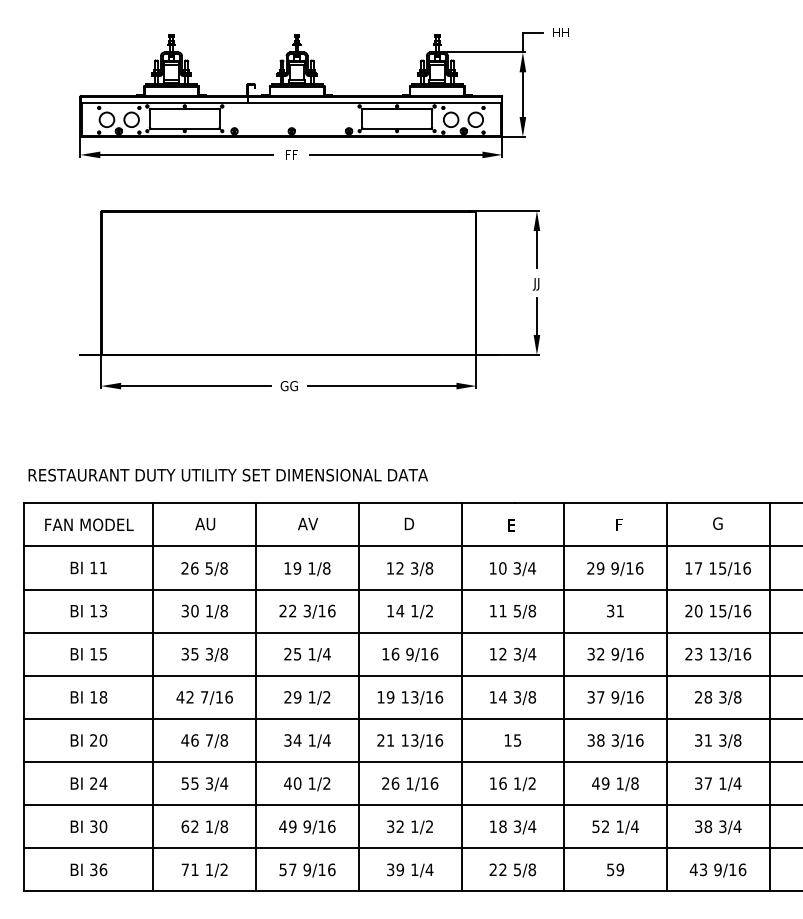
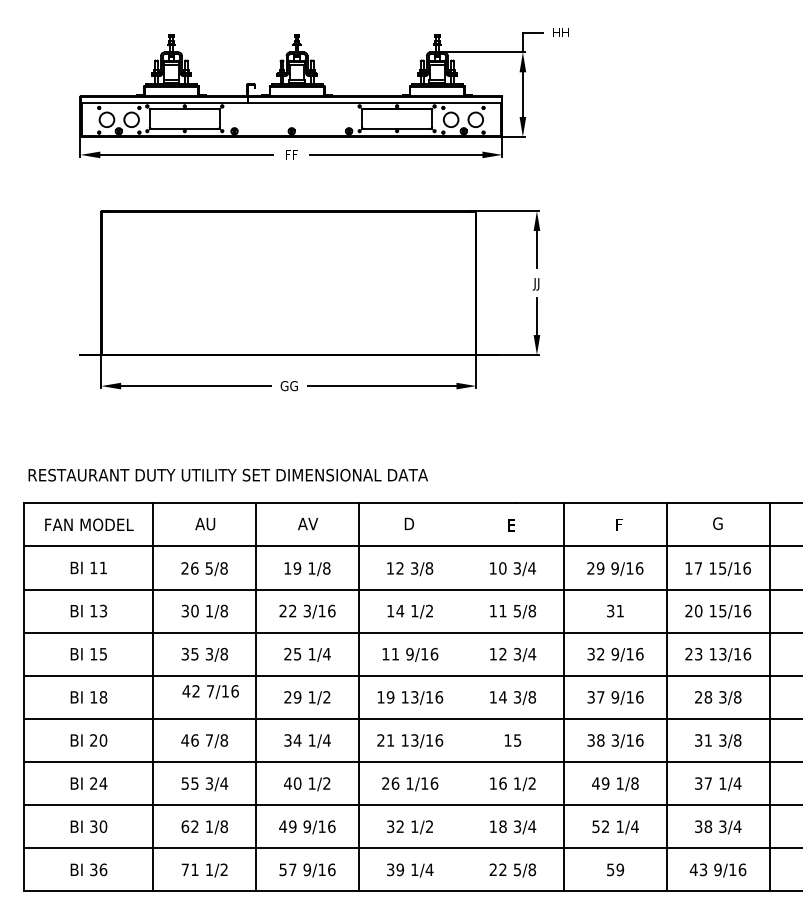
text: 16 -> 11 (395, 653)
text position: (204, 697) -> (210, 691) (210, 691)
line: present -> none (461, 697)
